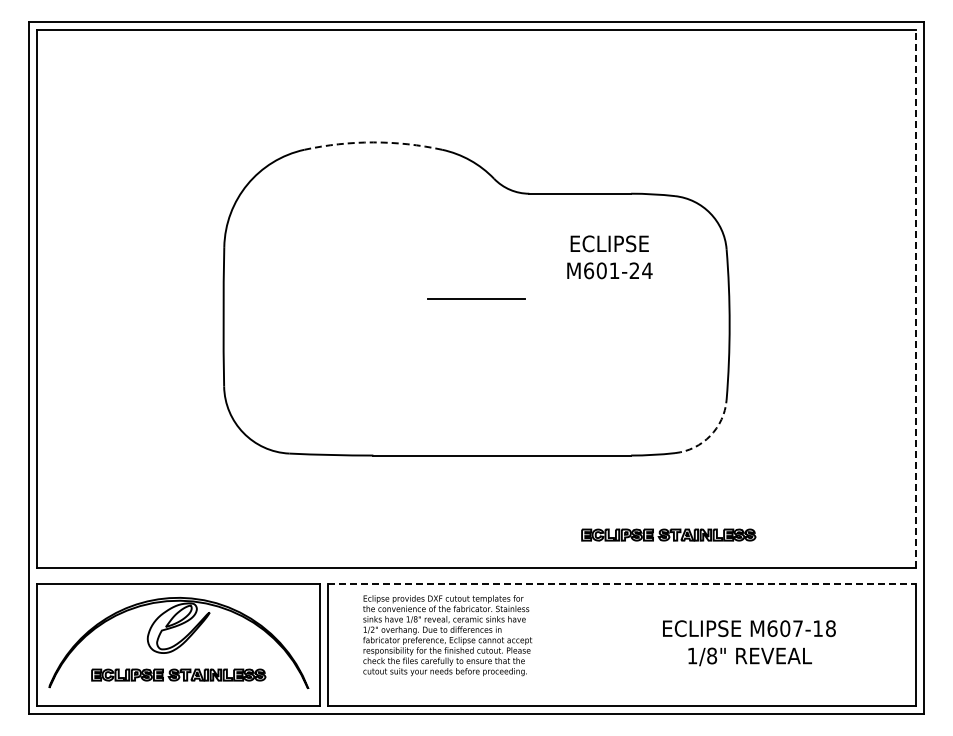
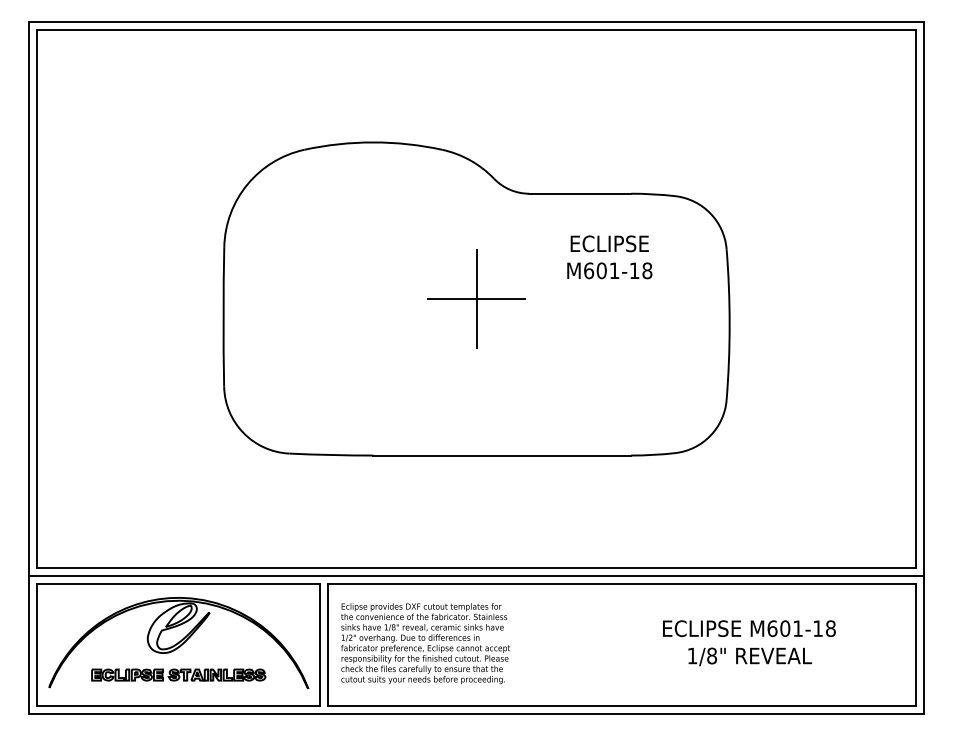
arc: dashed -> solid (373, 142)
text: M601-24 -> M601-18 (640, 270)
line: none -> present (476, 298)
line: dashed -> solid (916, 298)
arc: dashed -> solid (710, 435)
part: present -> none (668, 534)
line: none -> present (476, 575)
line: dashed -> solid (622, 583)
text: M607-18 -> M601-18 (797, 628)
text position: (447, 635) -> (425, 643) (425, 643)
